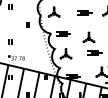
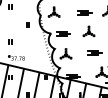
part position: (88, 36) -> (88, 30) (88, 30)
